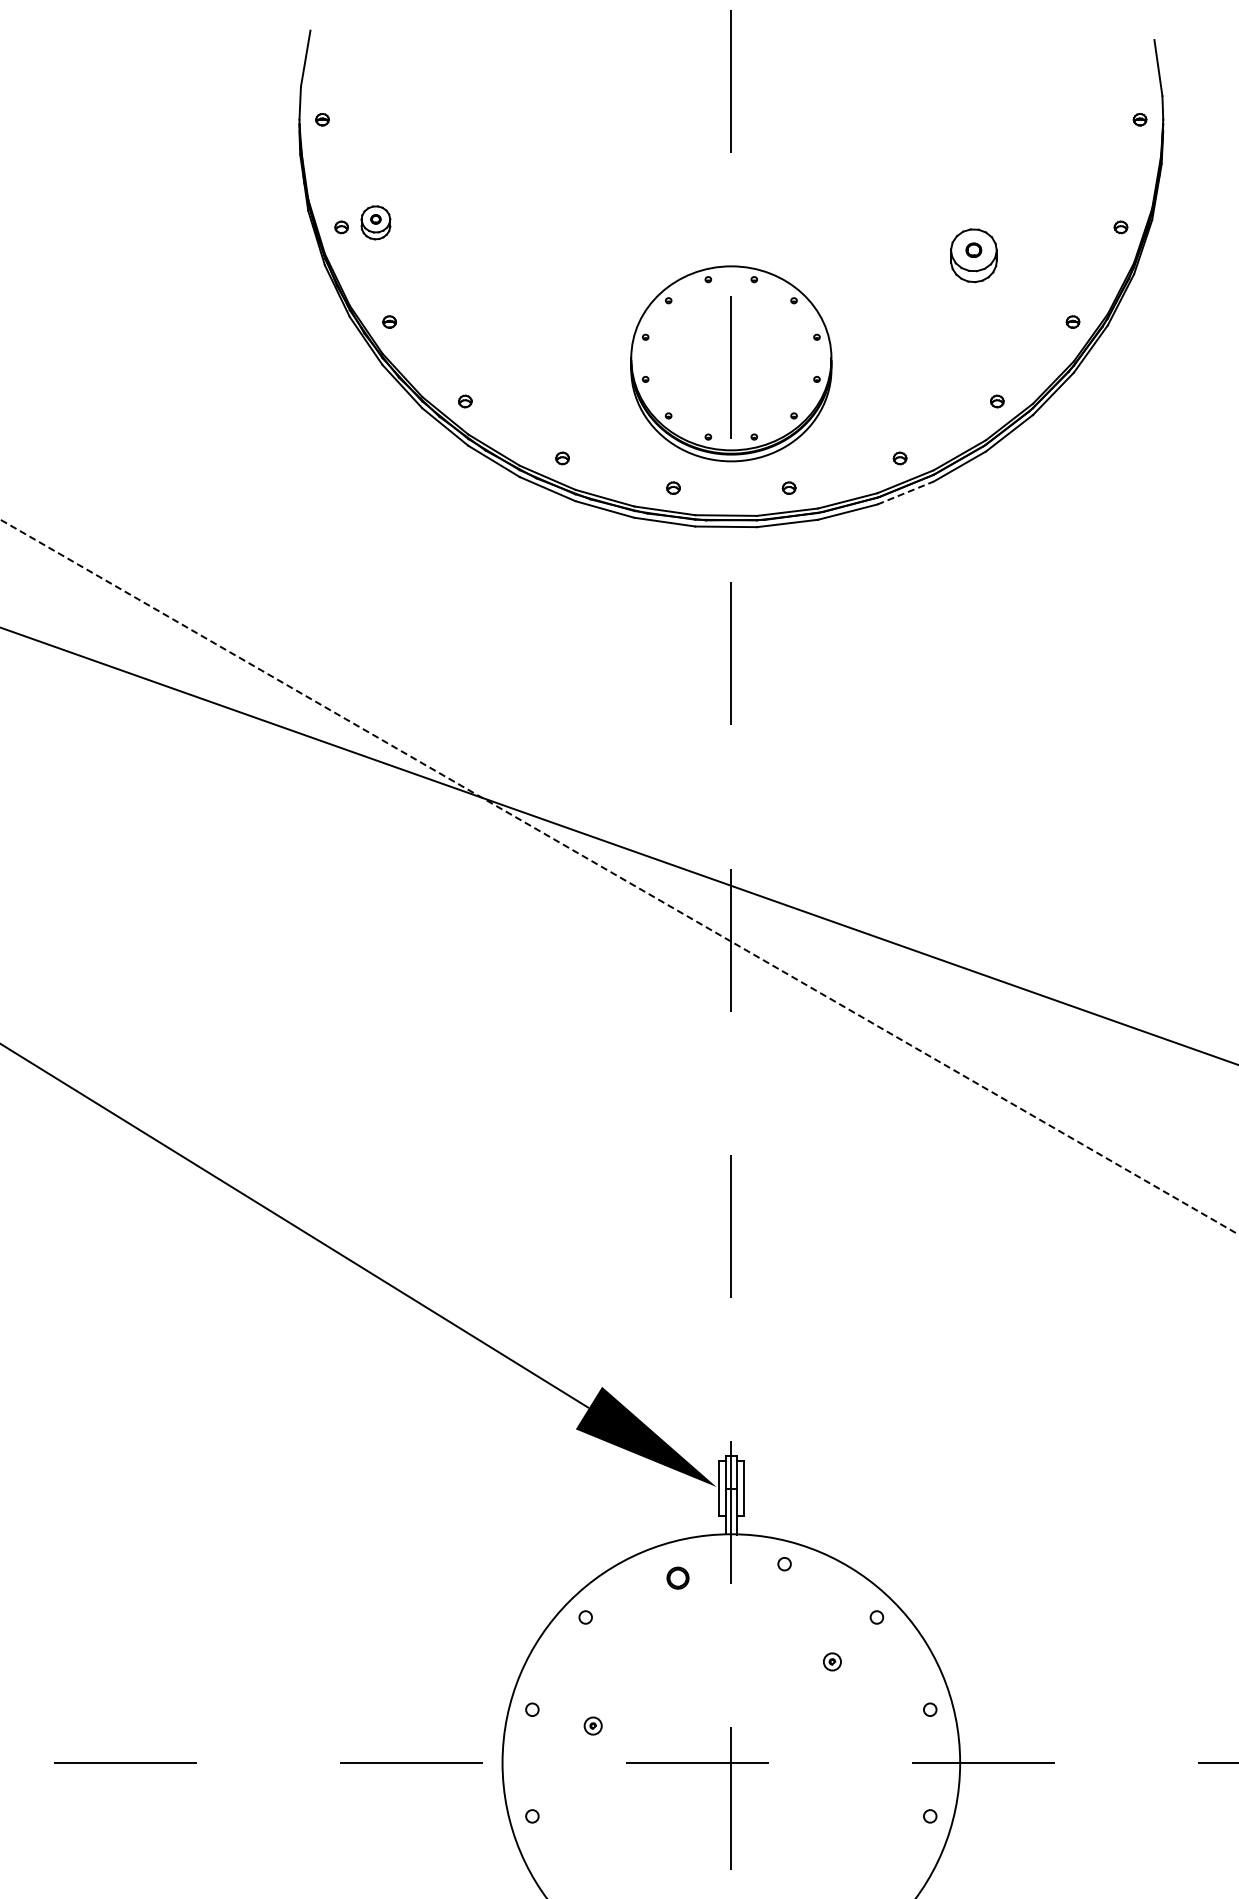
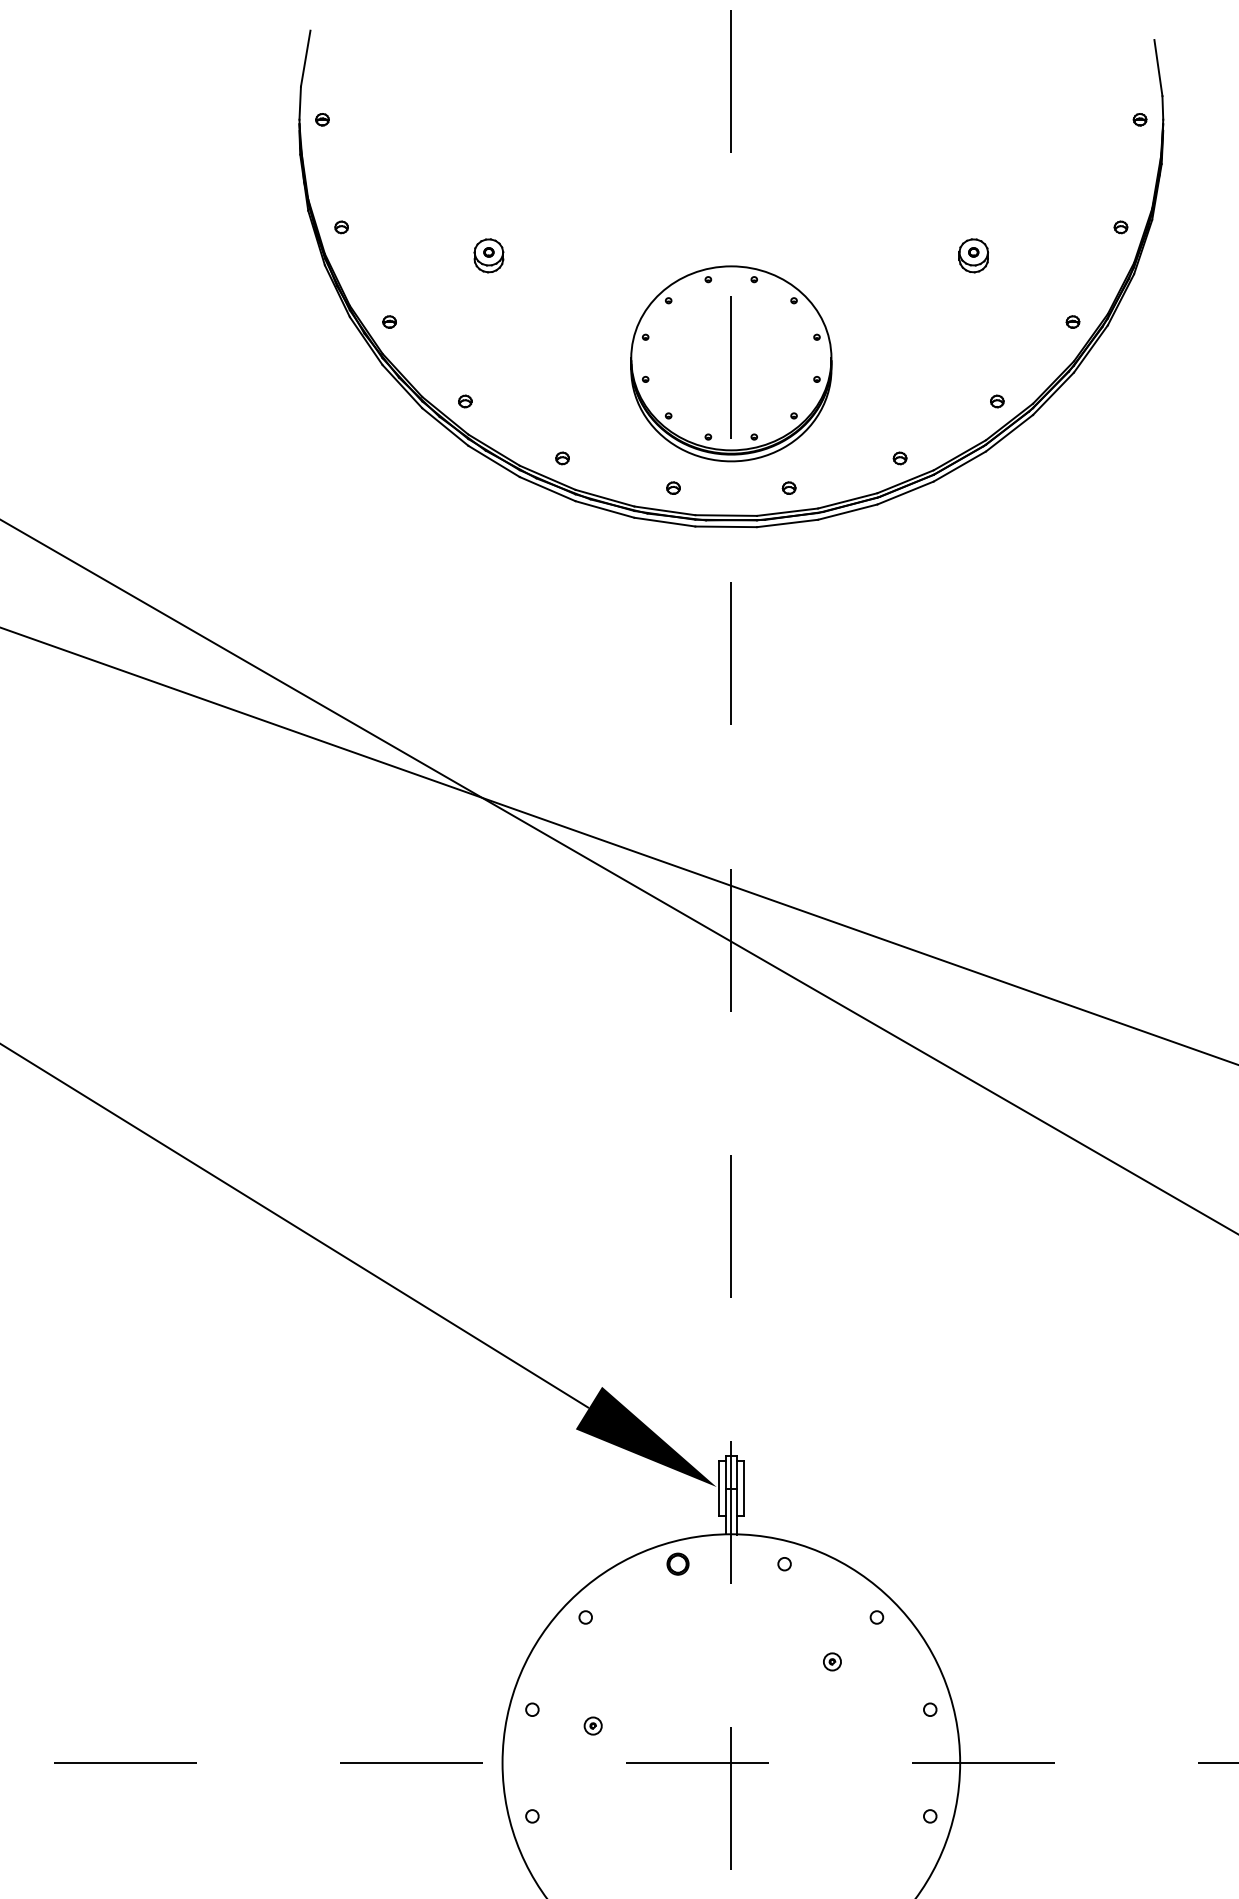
part position: (375, 222) -> (488, 255) (488, 255)
part size: 48x56 px -> 31x36 px (973, 255)
line: dashed -> solid (906, 492)
line: dashed -> solid (619, 877)
part position: (677, 1577) -> (677, 1563) (677, 1563)
